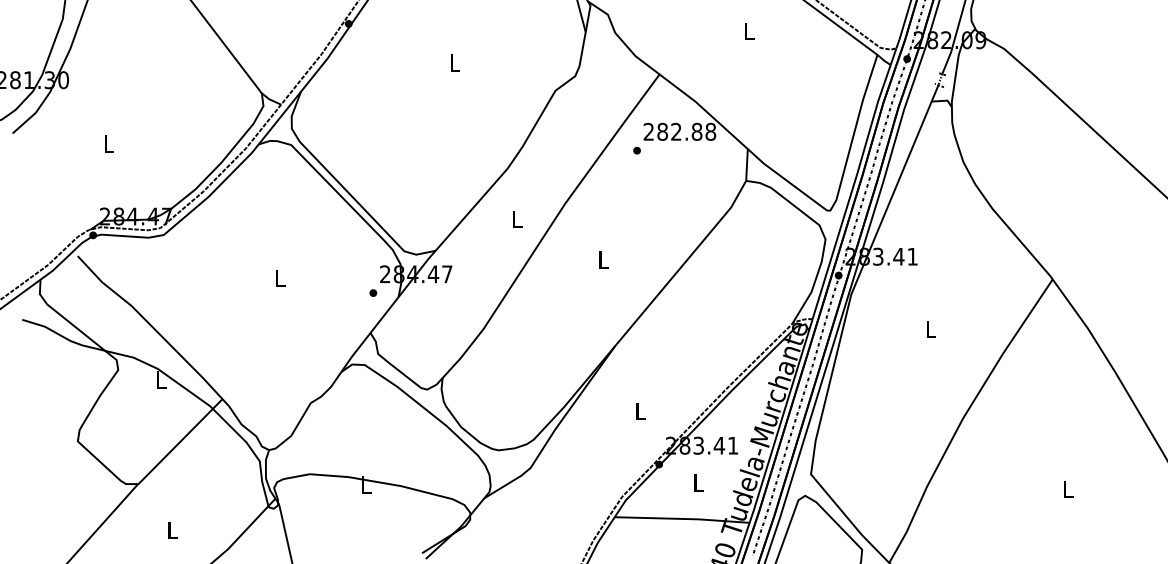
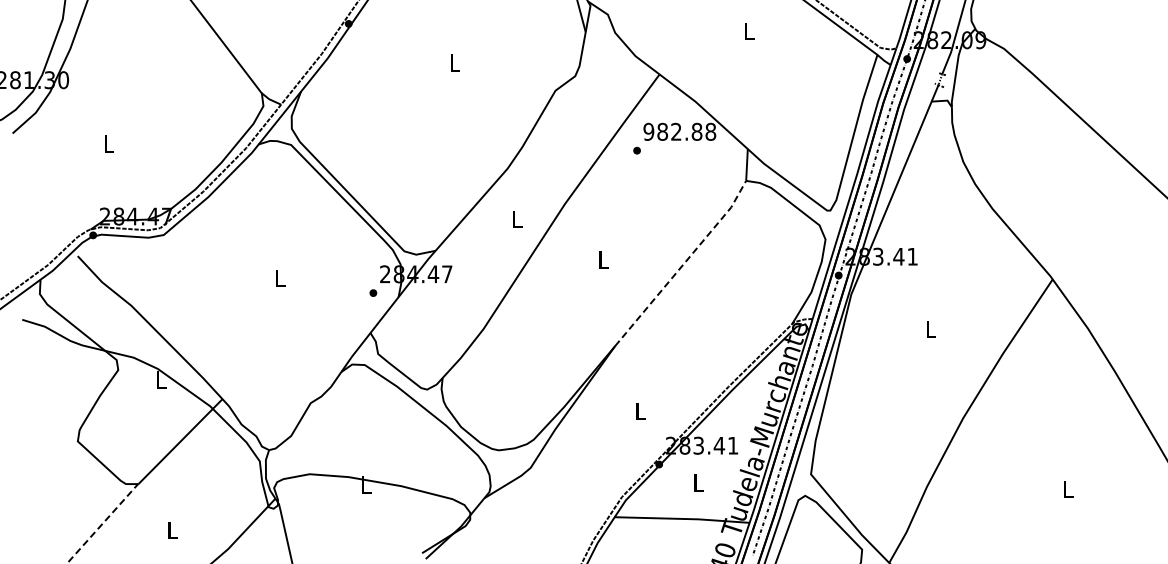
text: 282.88 -> 982.88 (648, 131)
line: solid -> dashed (683, 264)
line: solid -> dashed (102, 523)
